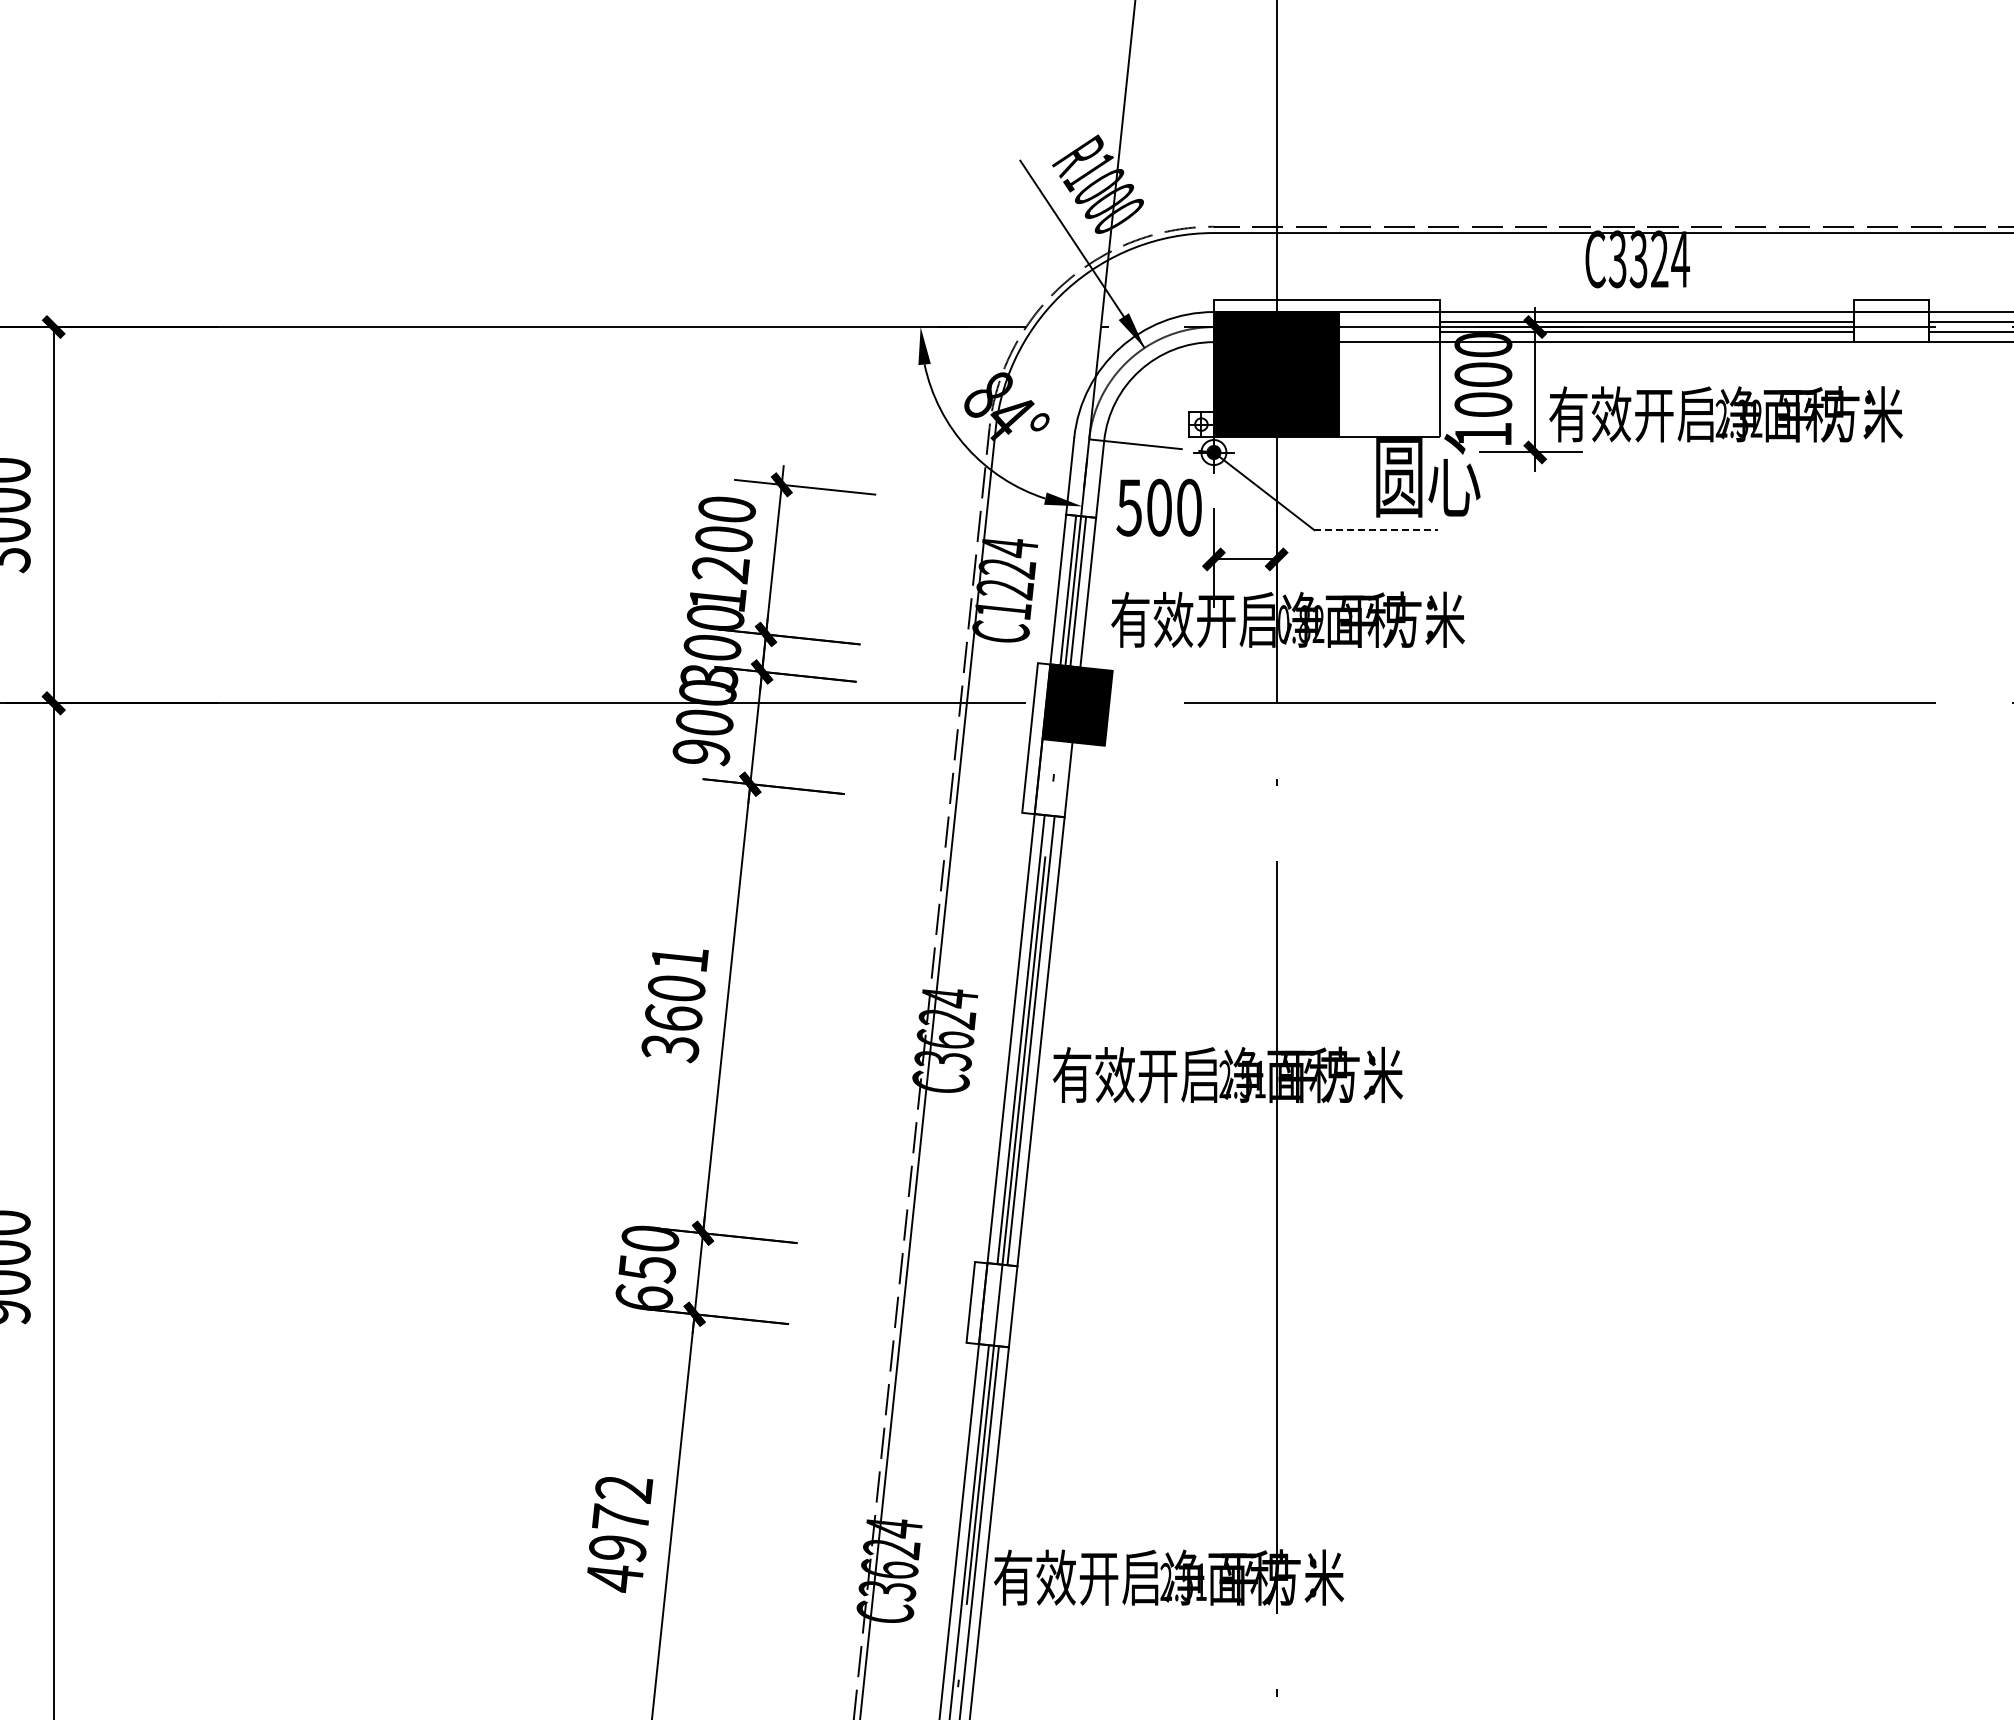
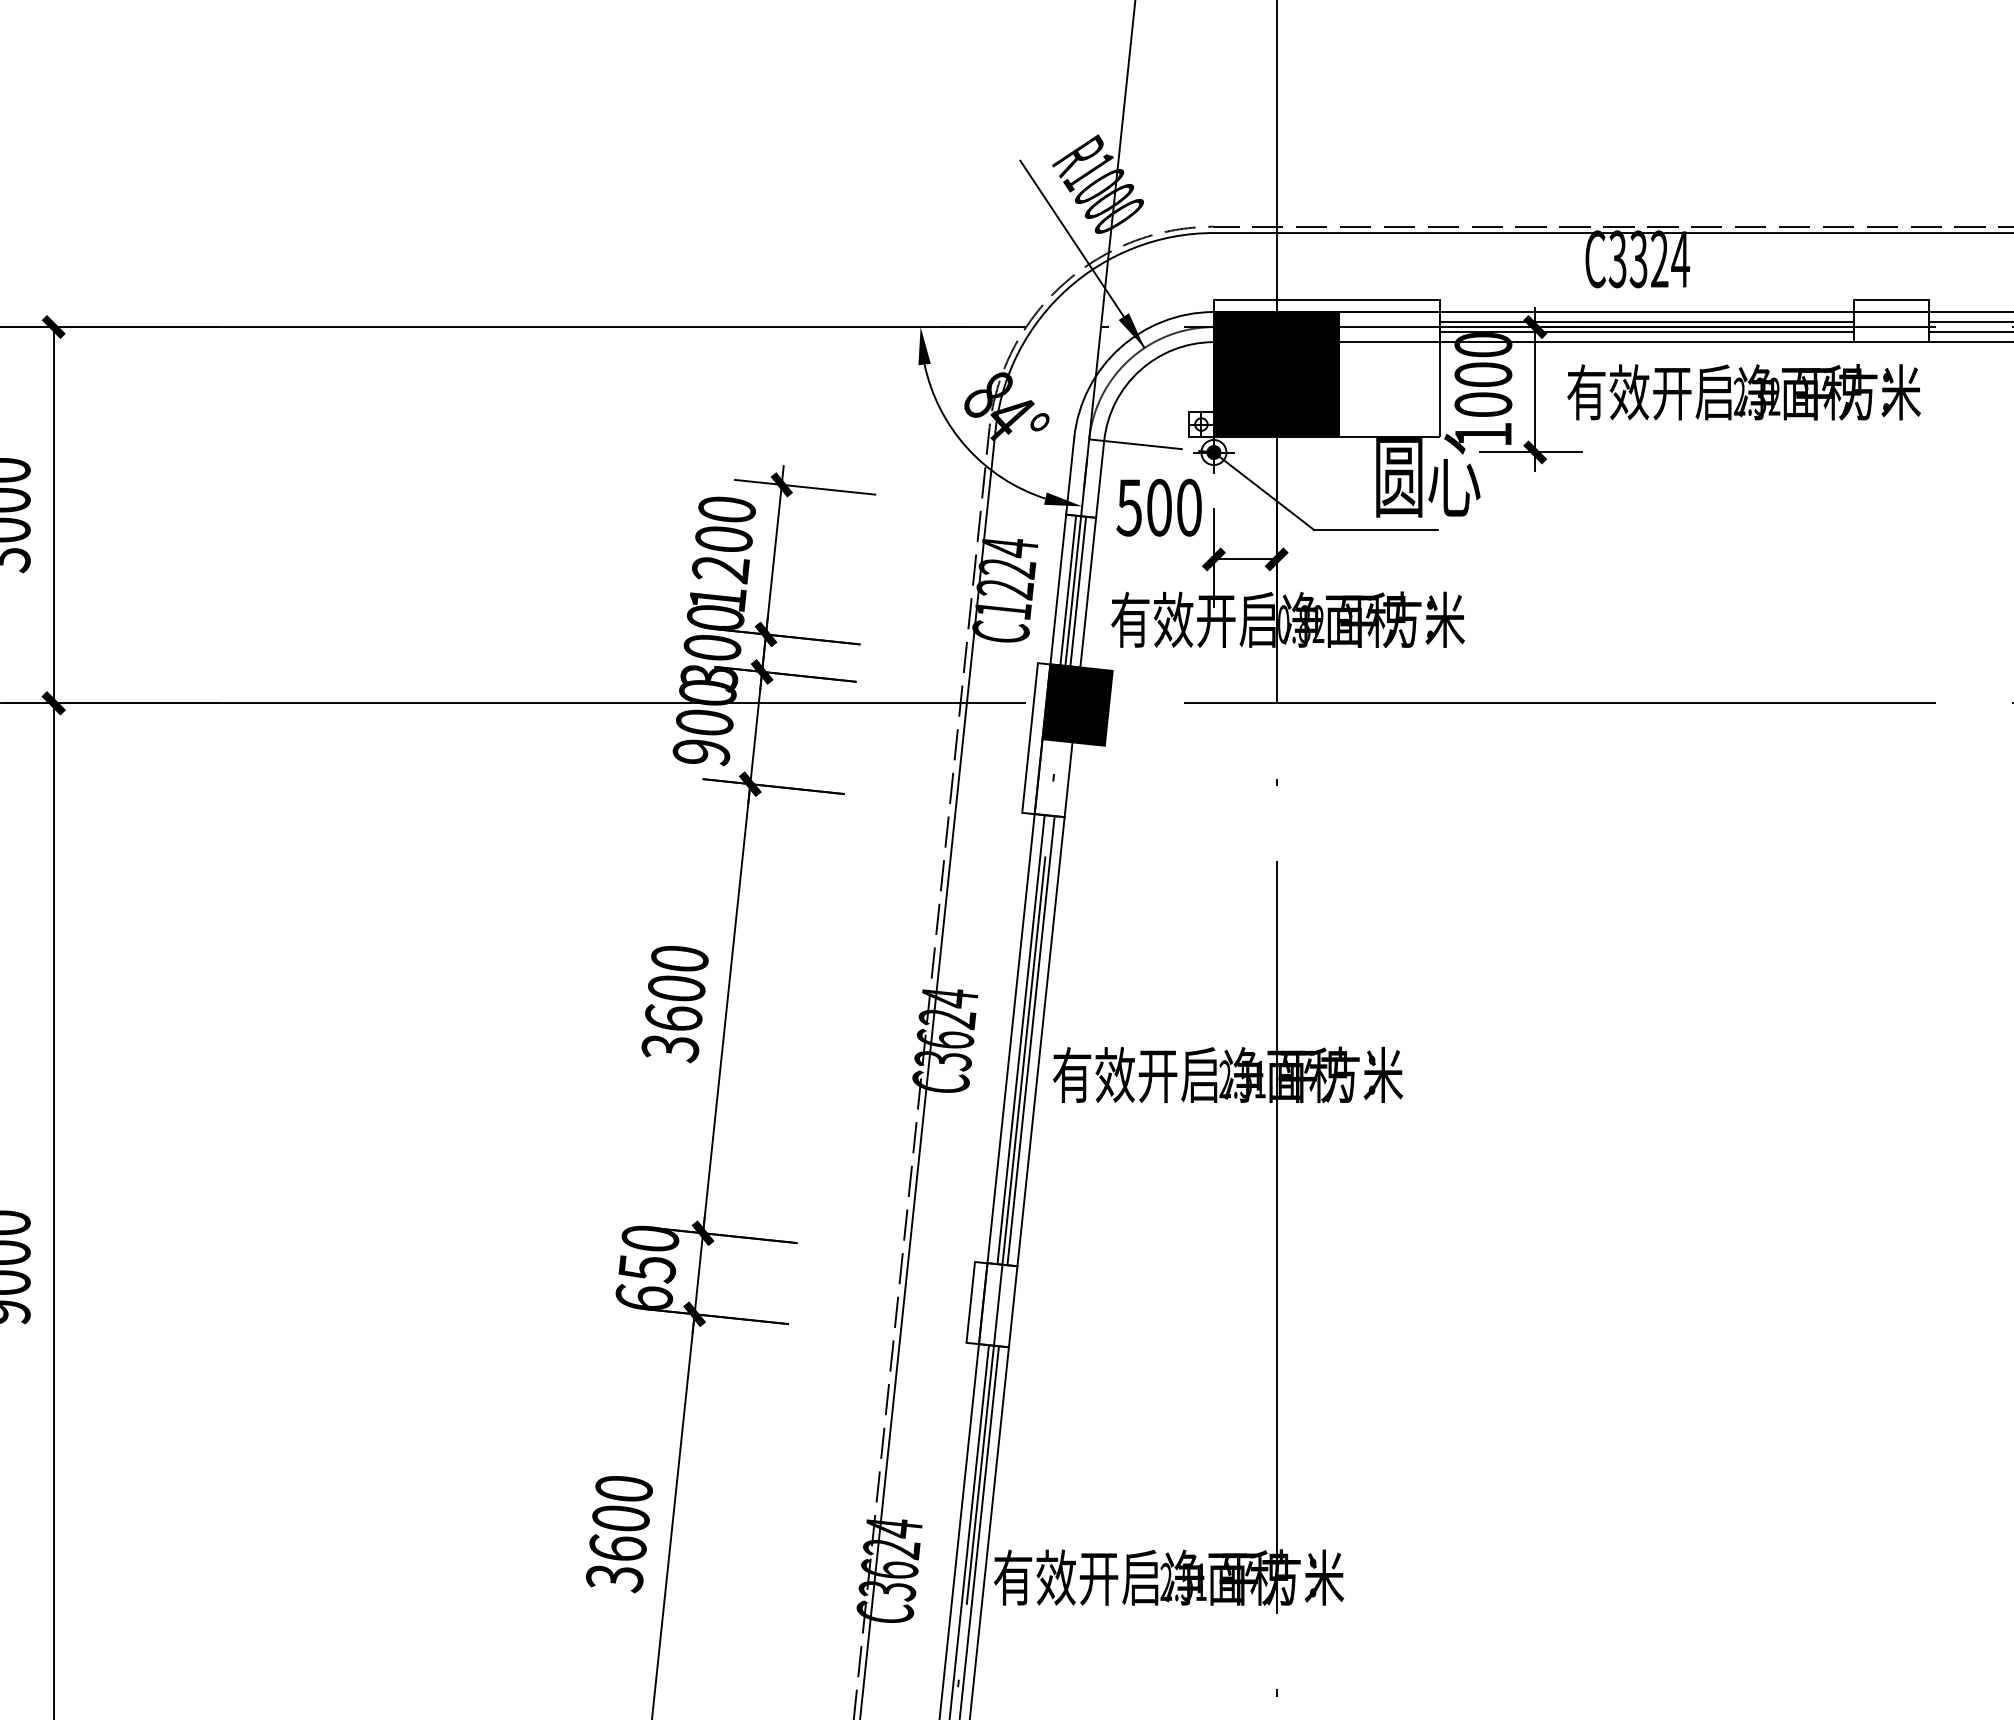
text position: (1725, 414) -> (1743, 392) (1743, 392)
line: dashed -> solid (1376, 530)
text: 3601 -> 3600 (679, 958)
text: 4972 -> 3600 (619, 1534)
